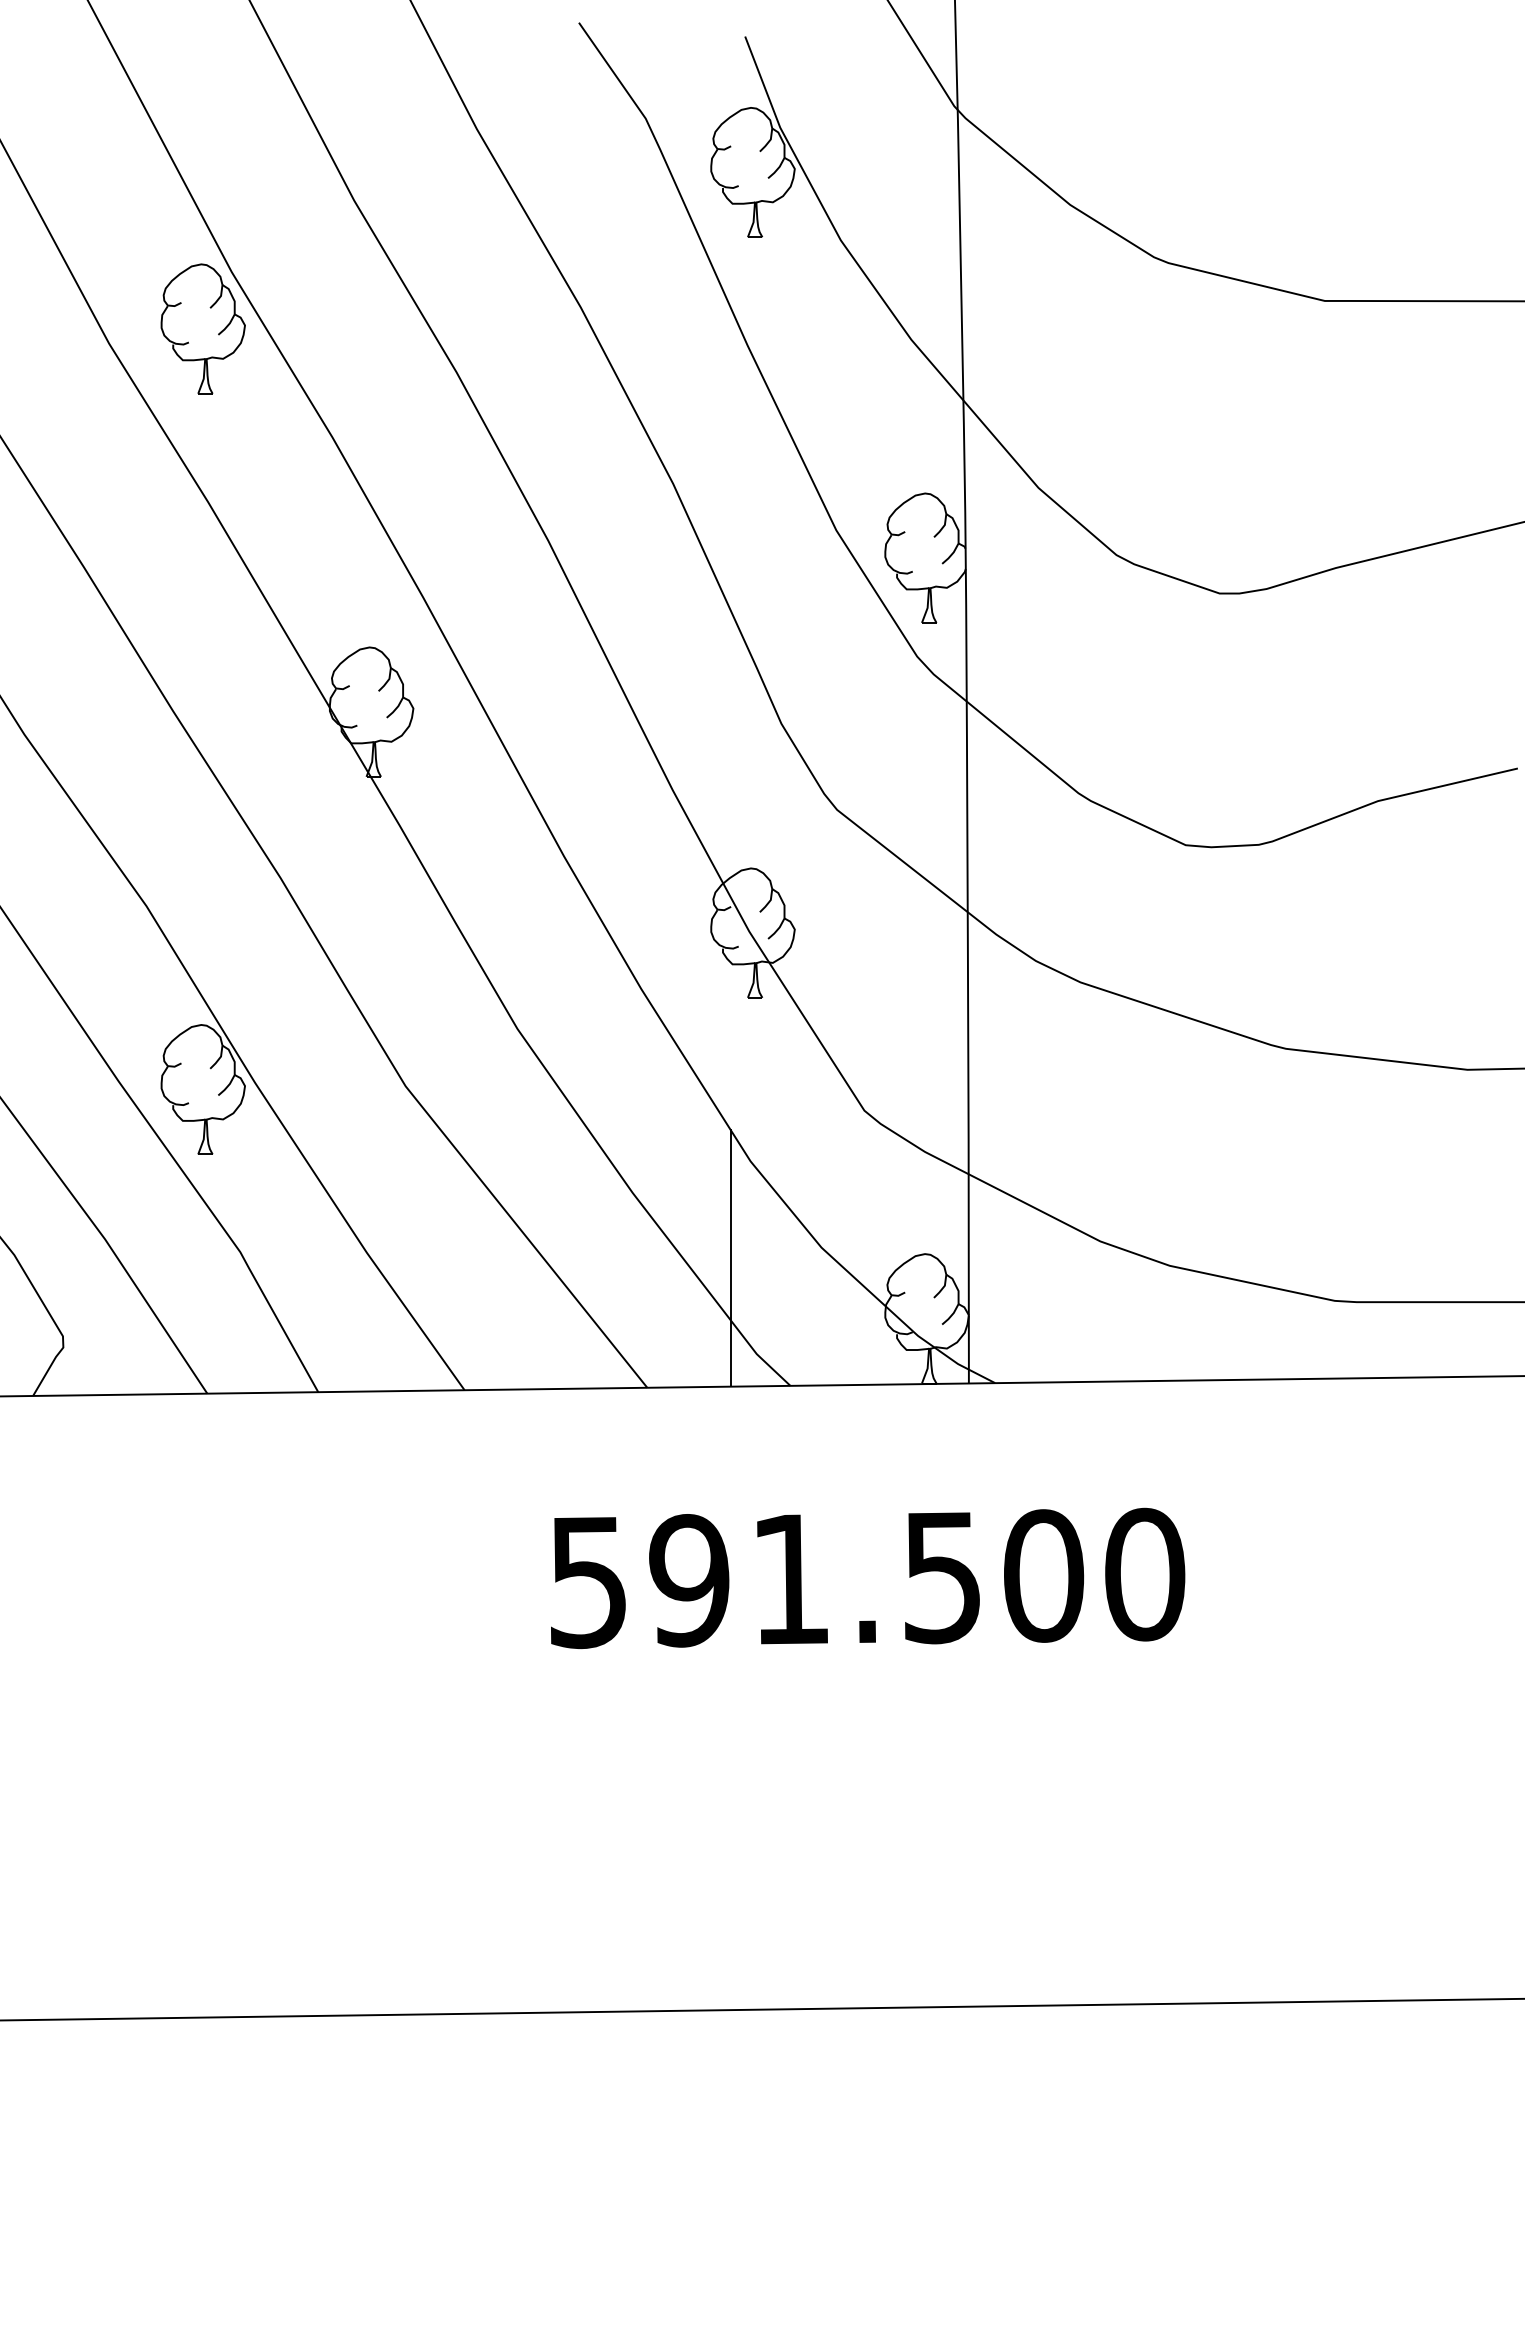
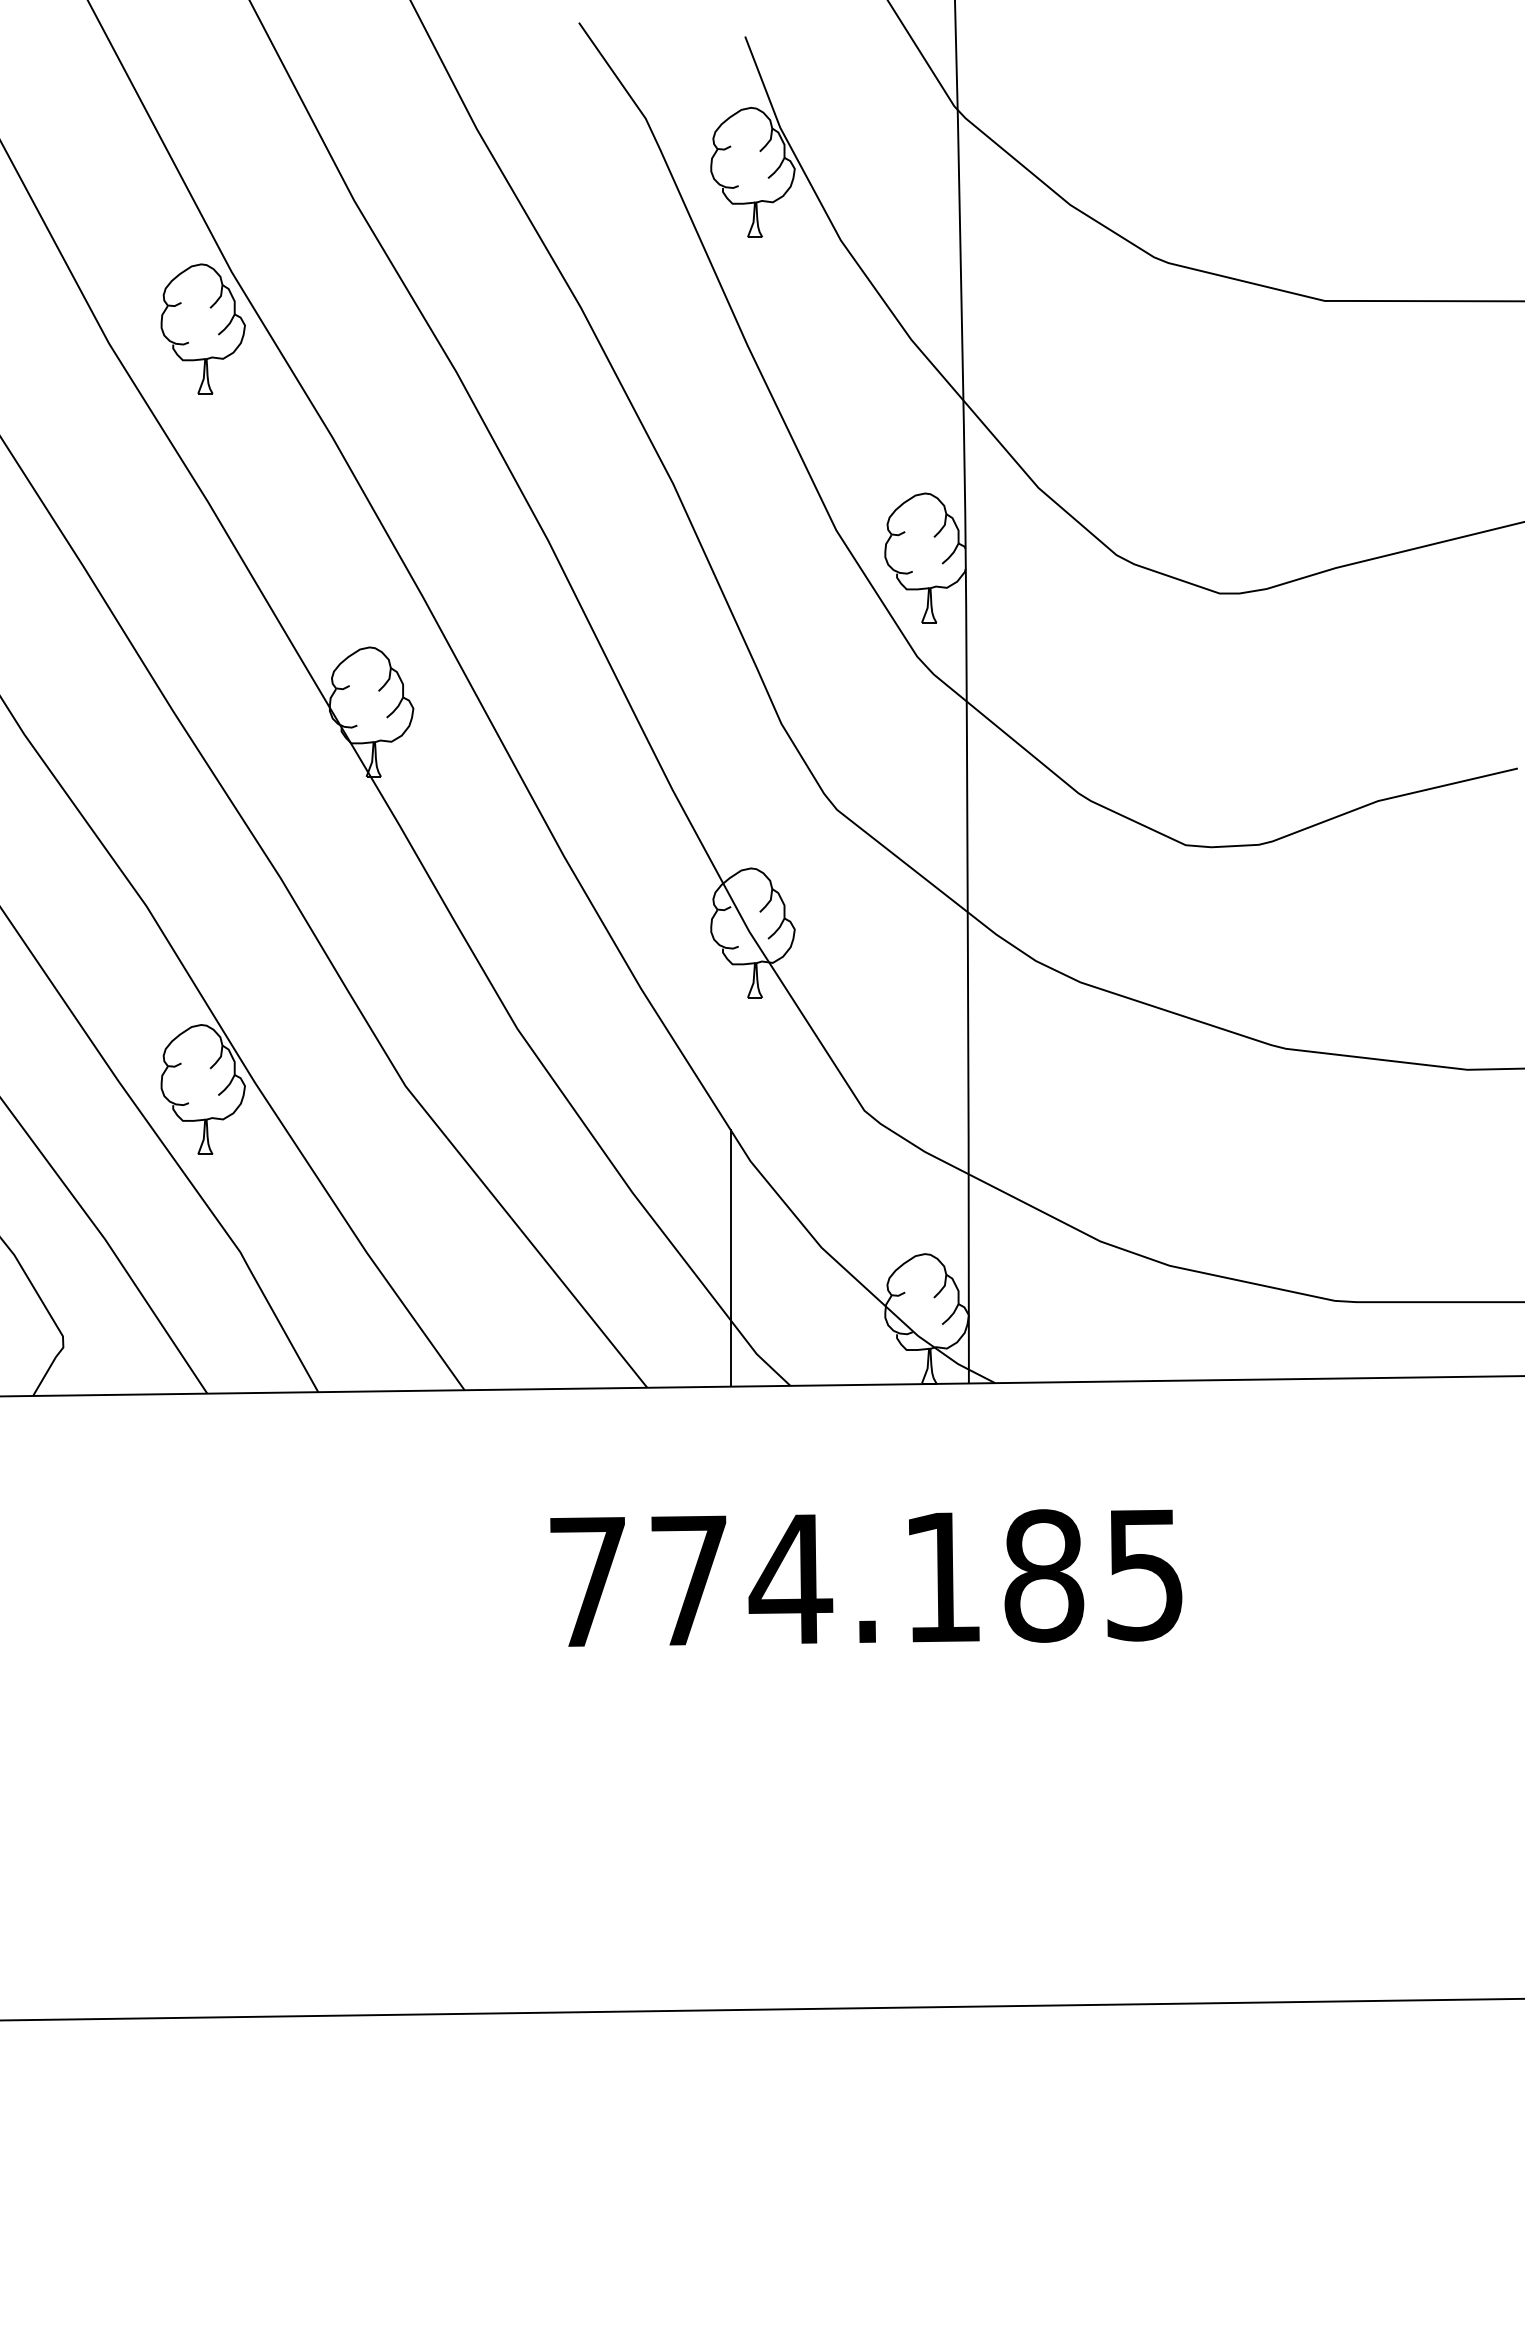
text: 591.500 -> 774.185 (867, 1578)
